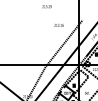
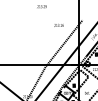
text position: (46, 6) -> (41, 6) (41, 6)
